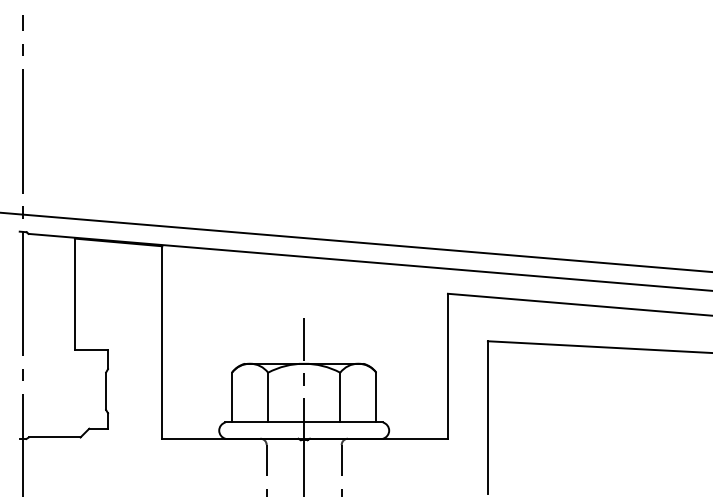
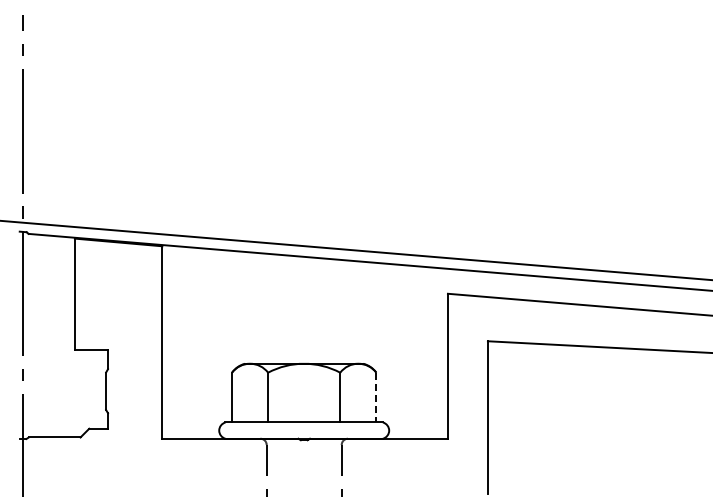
line position: (355, 241) -> (355, 250) (355, 250)
line: solid -> dashed (376, 397)
line: present -> none (304, 405)
